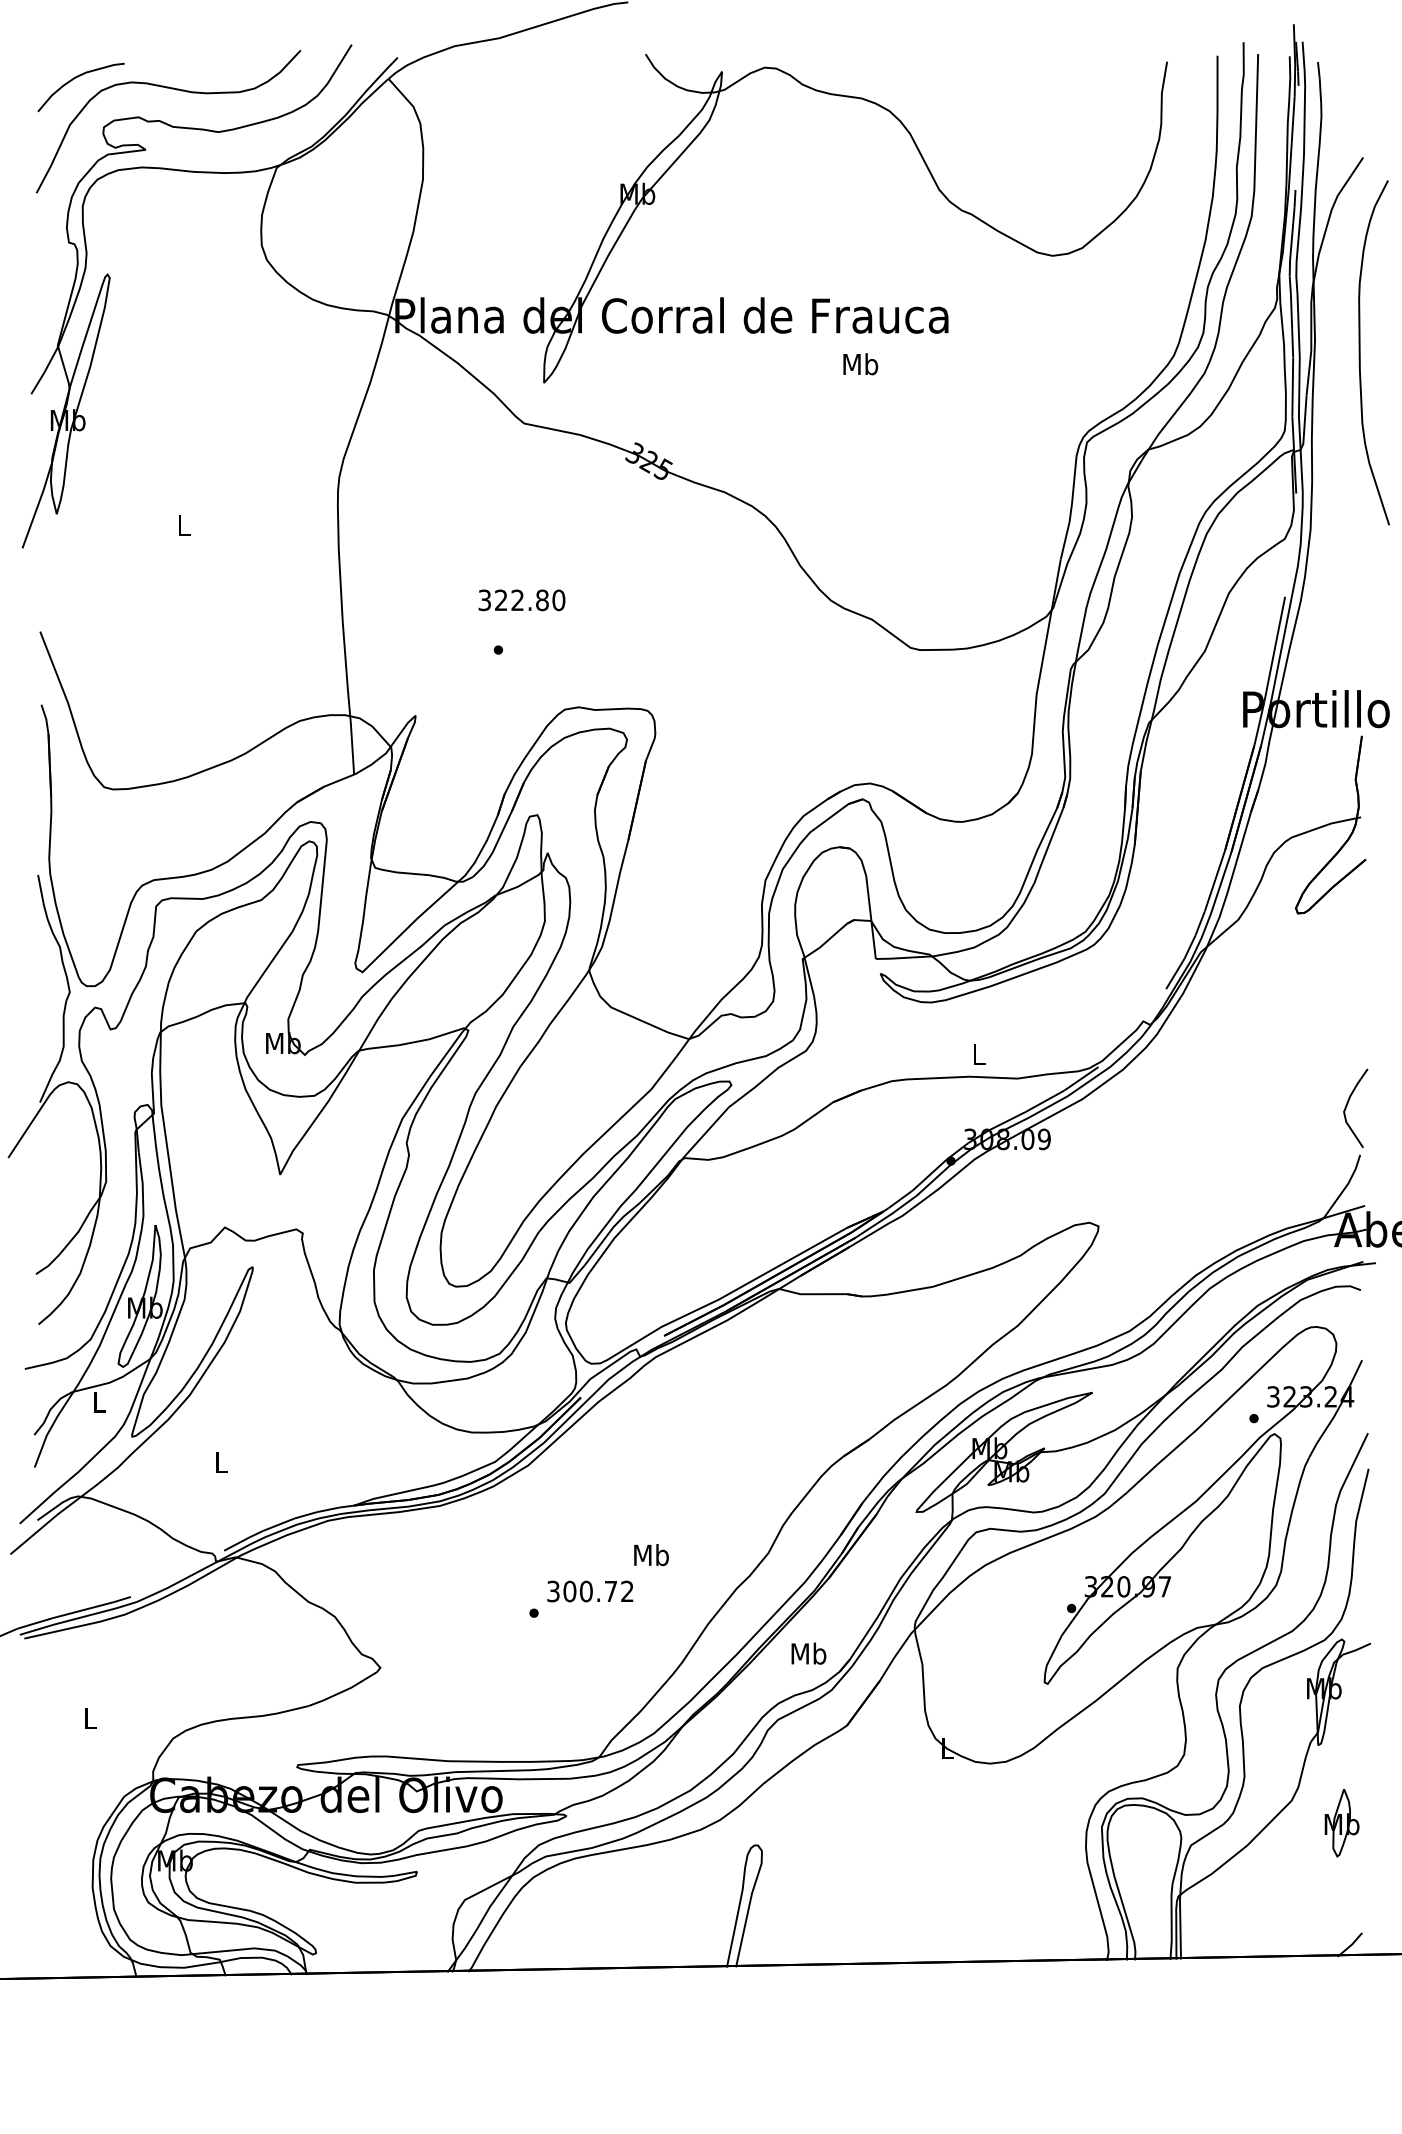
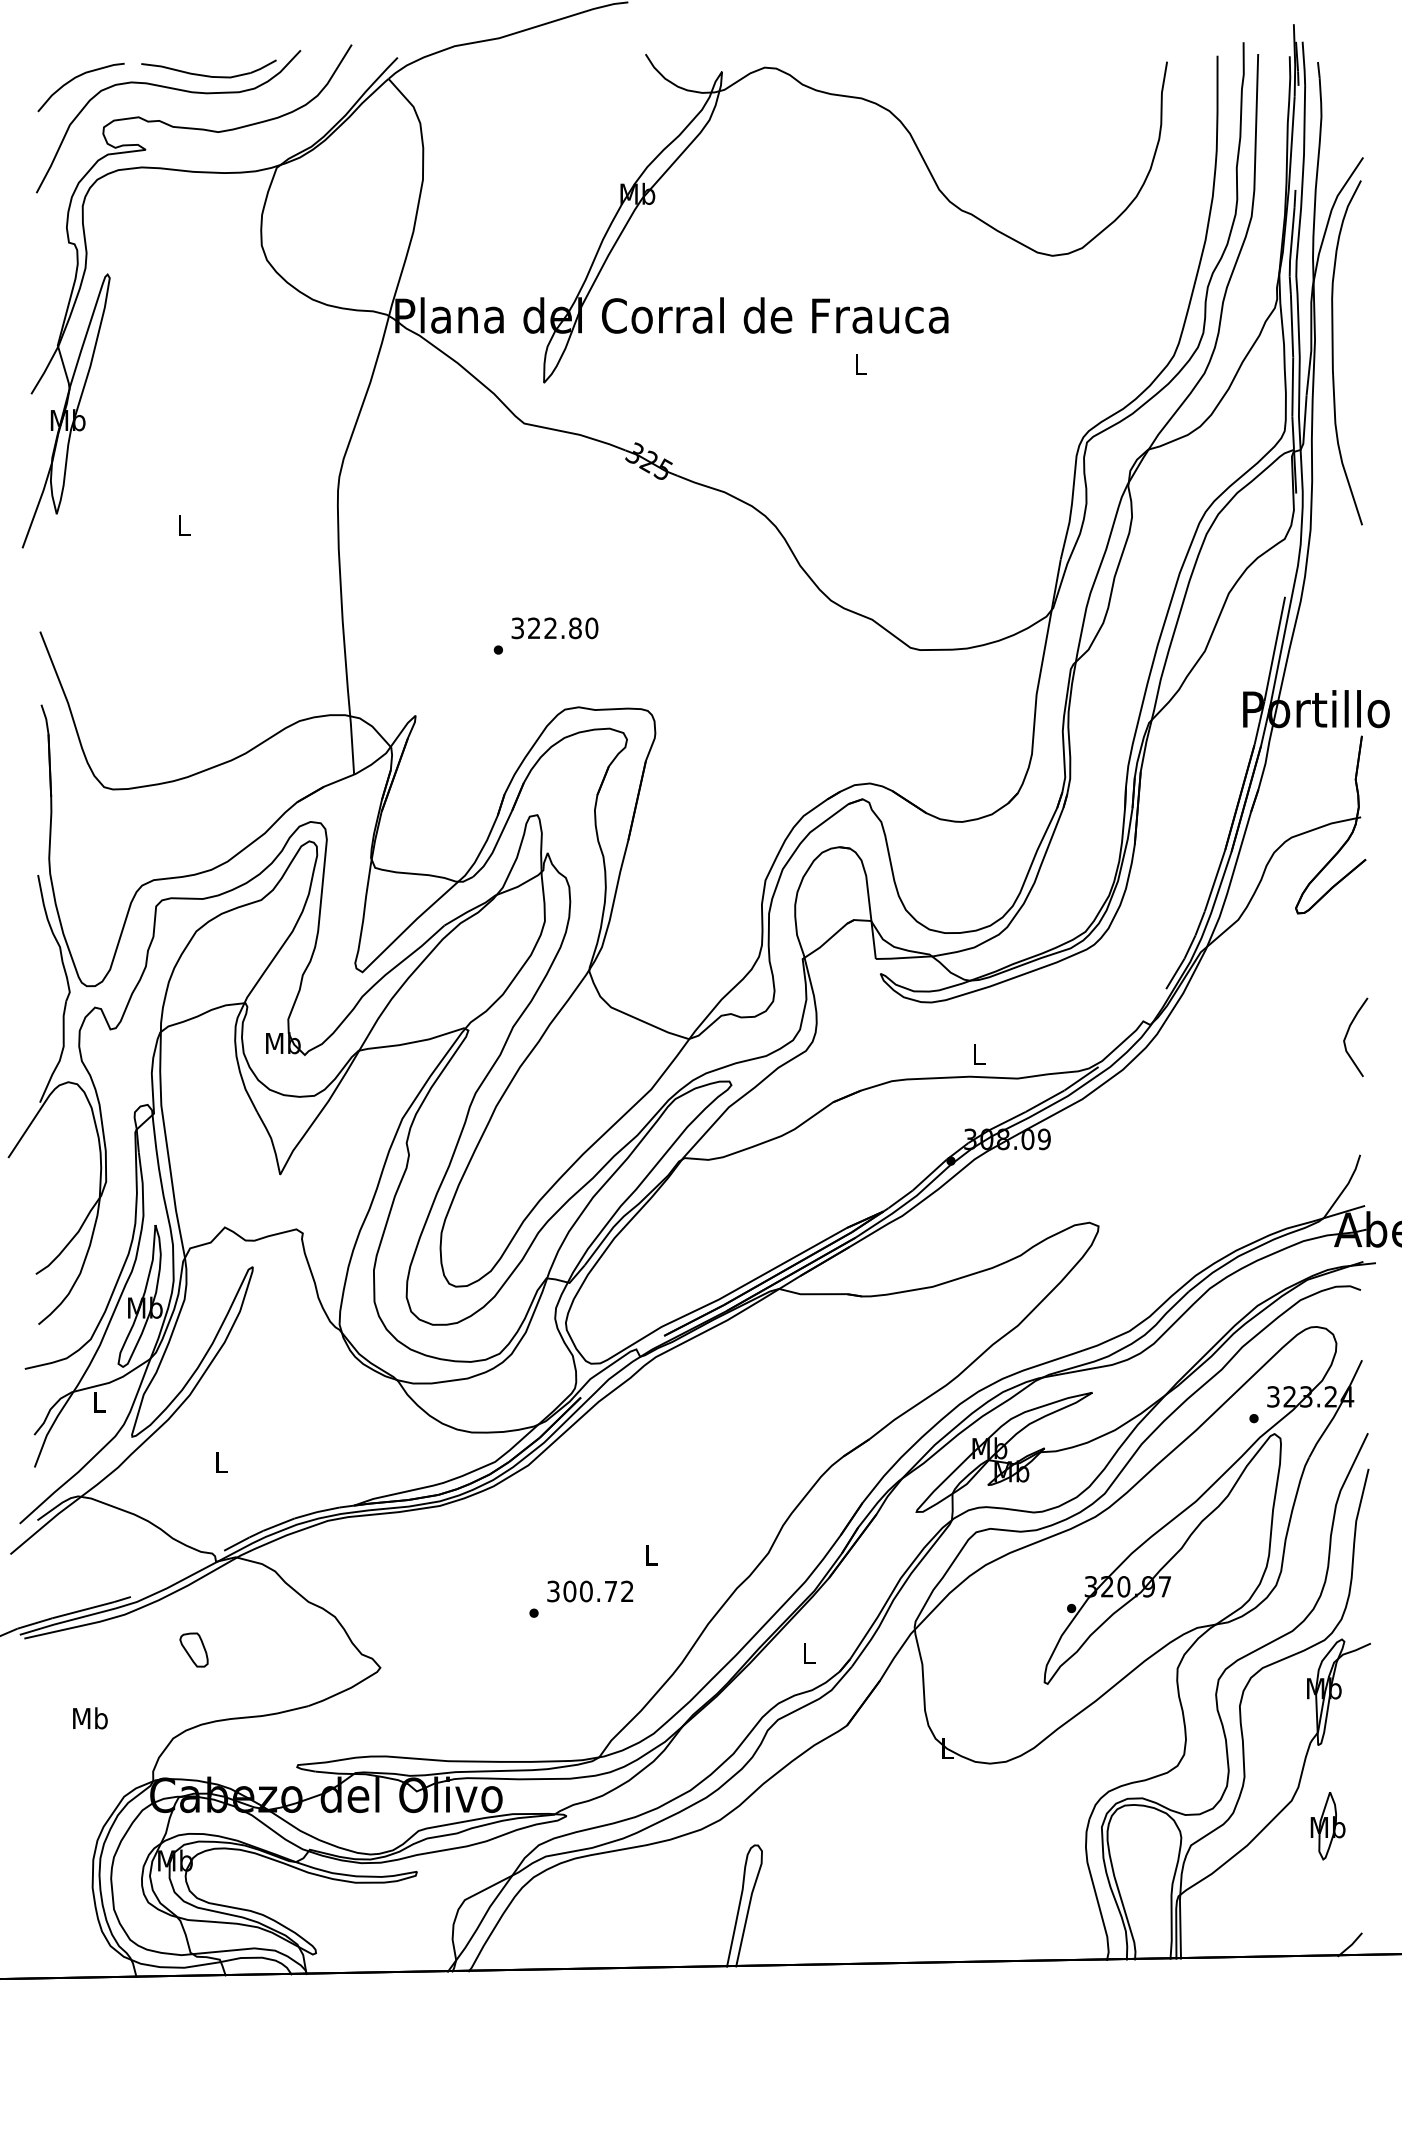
part: none -> present (208, 75)
curve position: (1360, 352) -> (1333, 352) (1333, 352)
text: Mb -> L (860, 364)
text position: (521, 600) -> (554, 628) (554, 628)
curve position: (1347, 1106) -> (1347, 1035) (1347, 1035)
text: Mb -> L (651, 1555)
part: none -> present (193, 1649)
text: Mb -> L (808, 1653)
text: L -> Mb (90, 1718)
part position: (1341, 1823) -> (1327, 1826) (1327, 1826)
